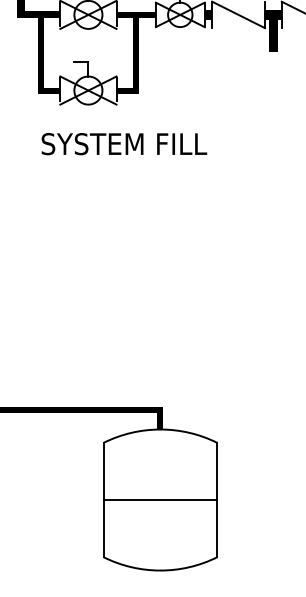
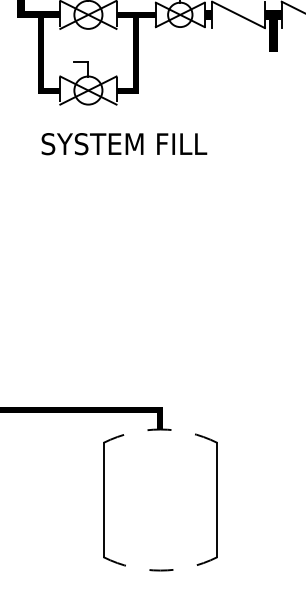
arc: solid -> dashed (160, 429)
line: present -> none (160, 500)
arc: solid -> dashed (160, 570)
